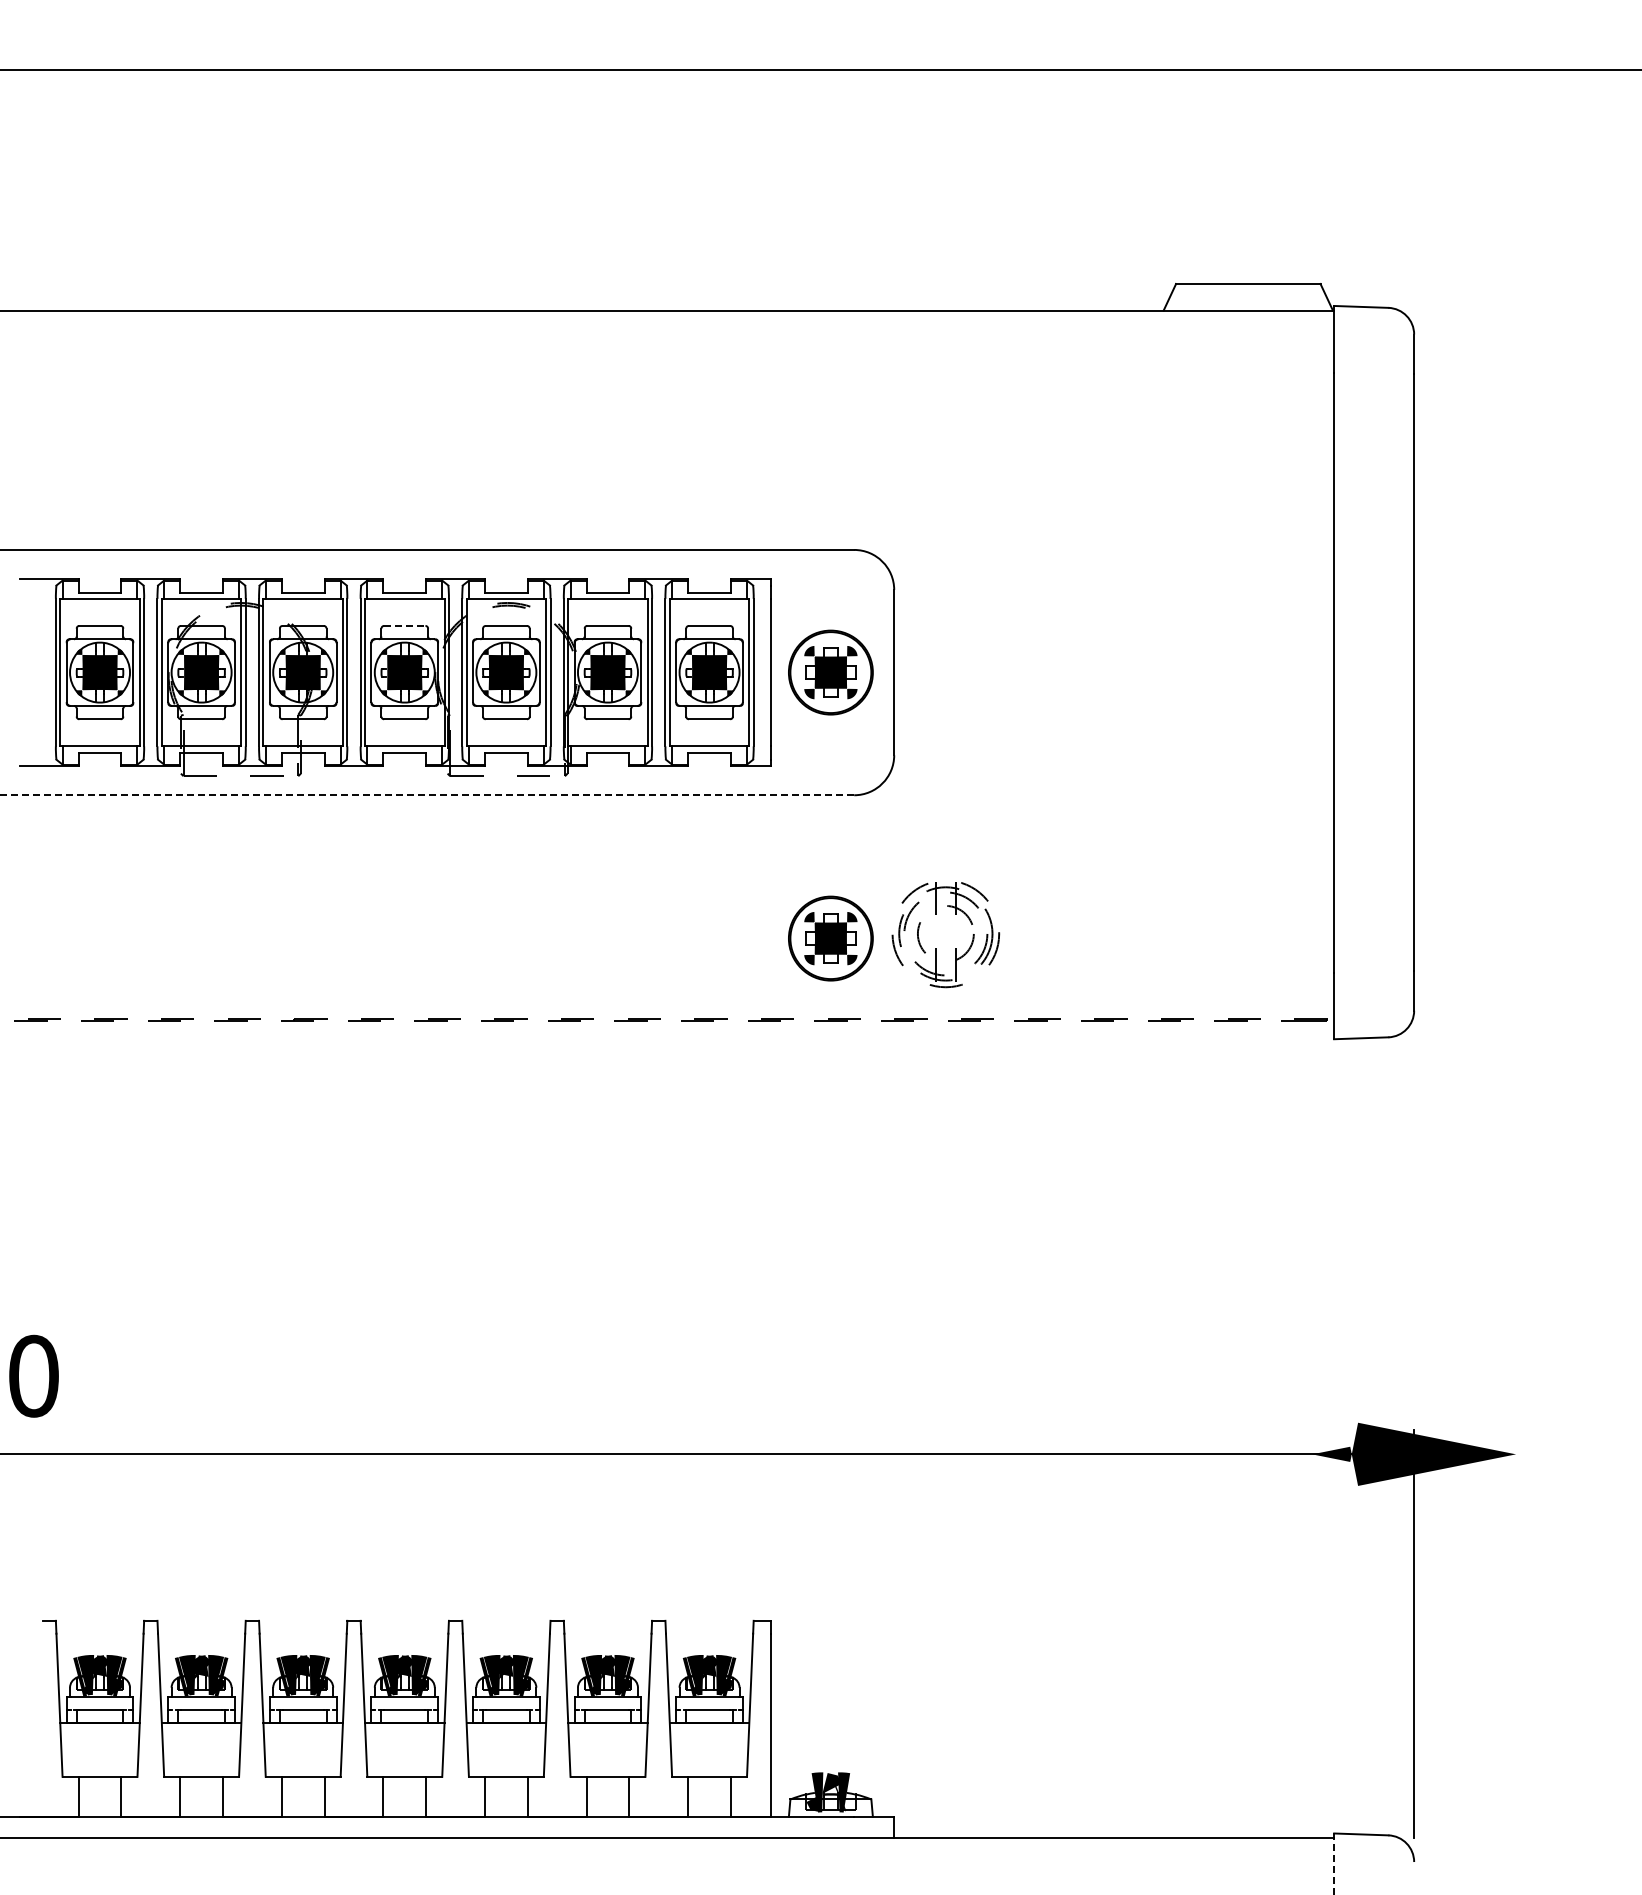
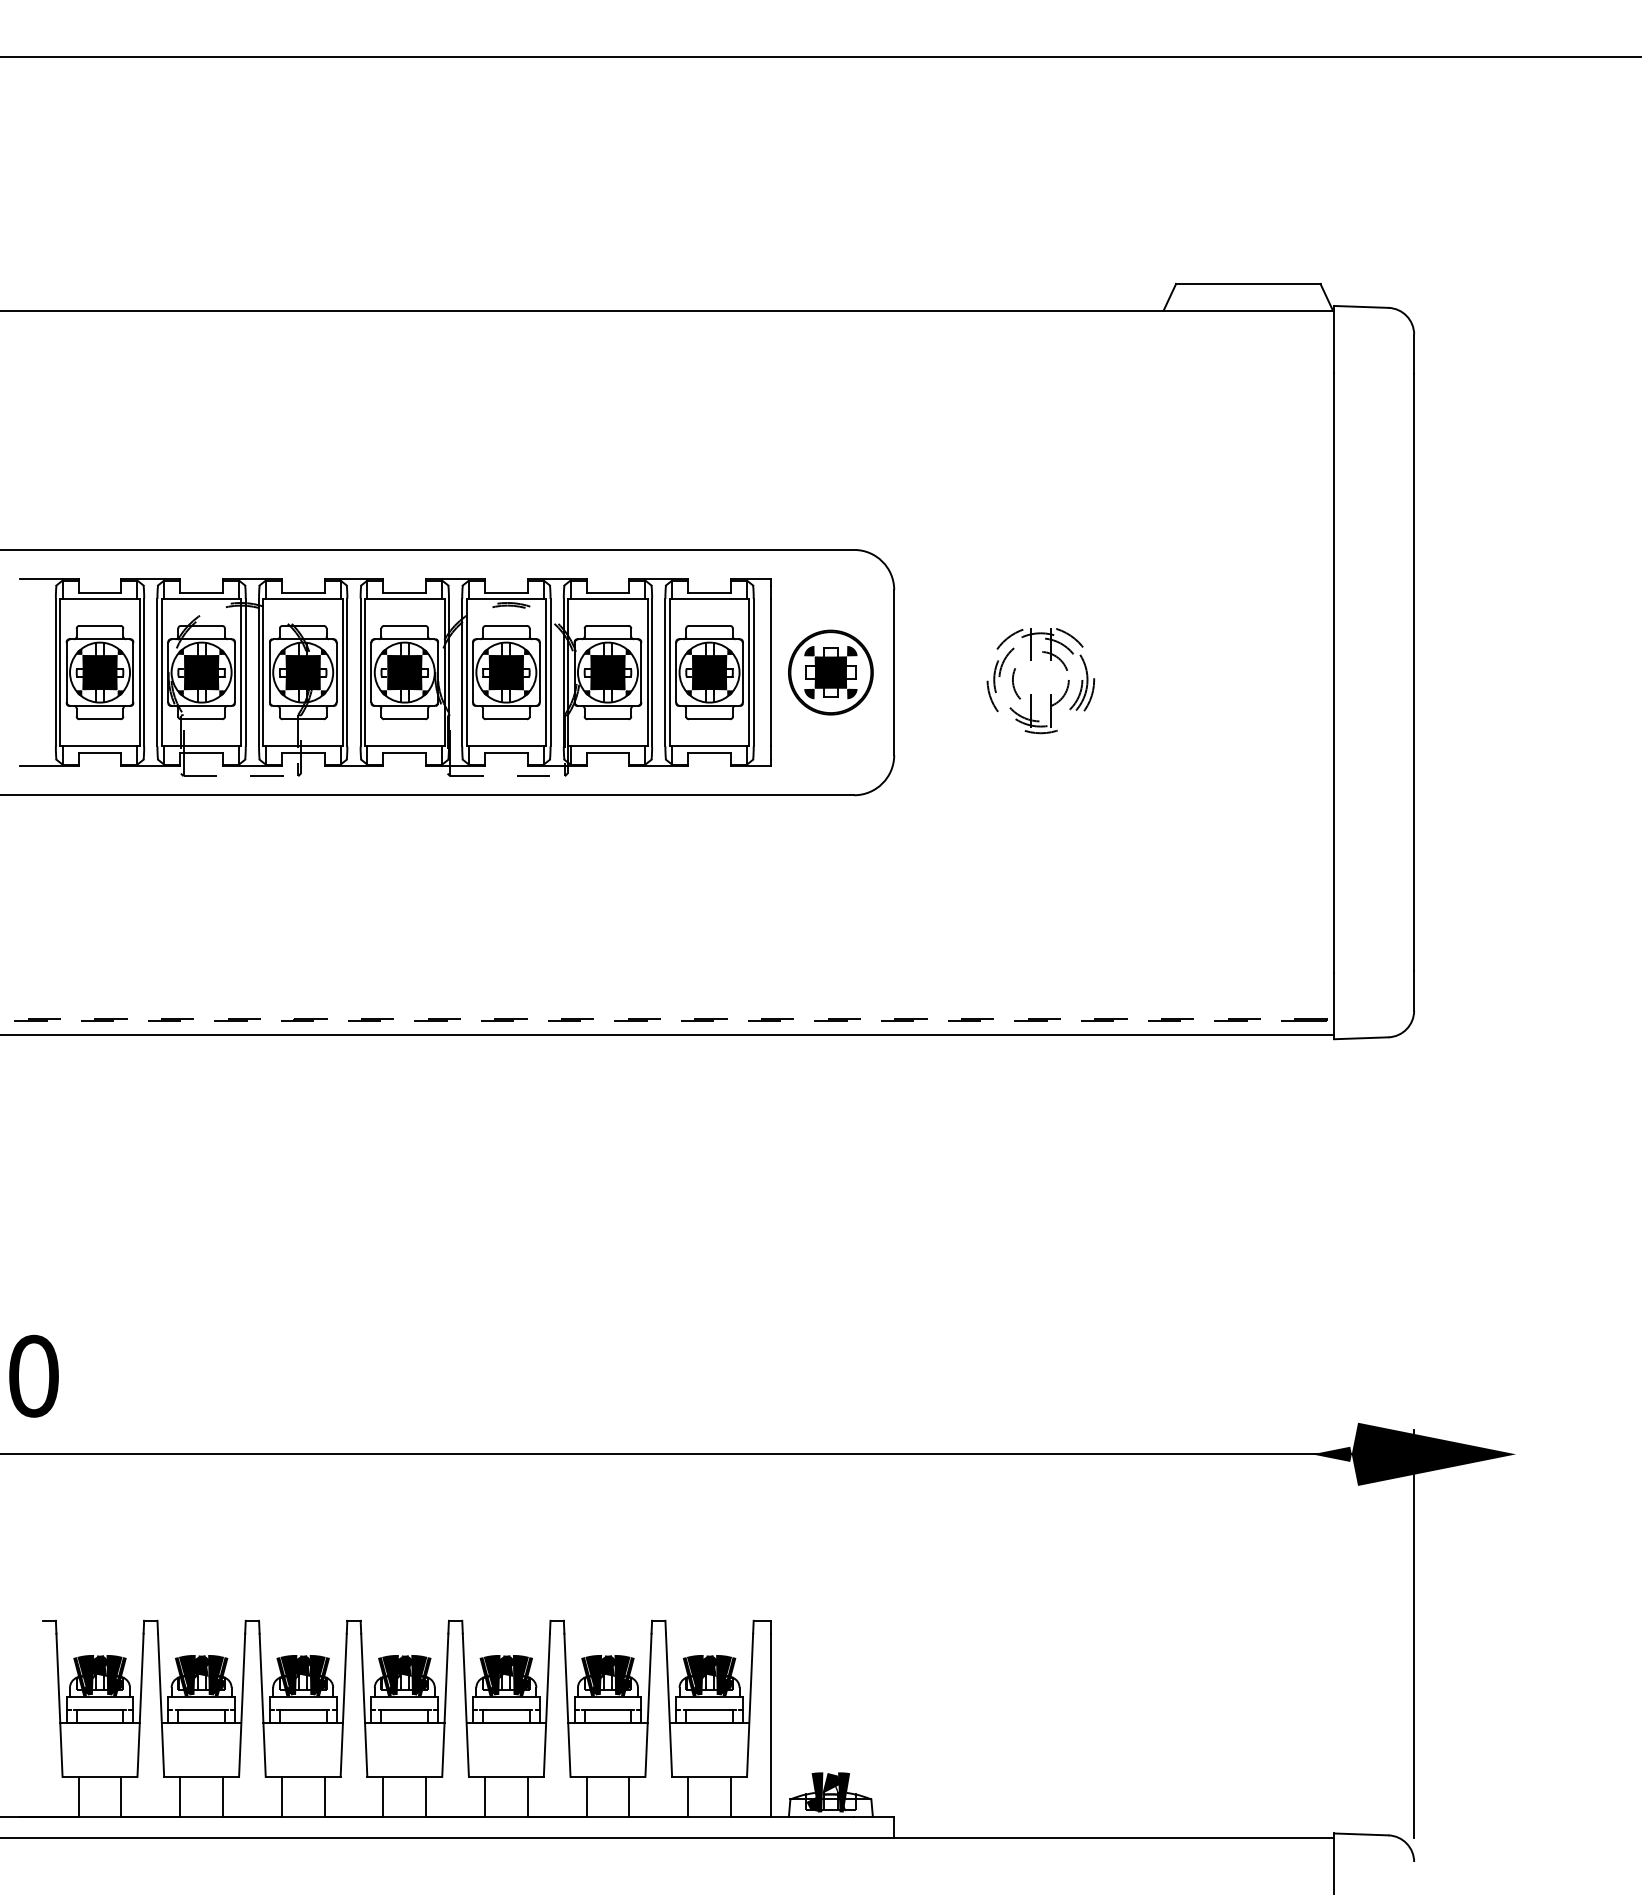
line position: (820, 69) -> (820, 56) (820, 56)
line: dashed -> solid (404, 625)
line: dashed -> solid (427, 795)
part: present -> none (830, 938)
part position: (936, 948) -> (1031, 694) (1031, 694)
line: none -> present (668, 1034)
line: dashed -> solid (1334, 1864)
